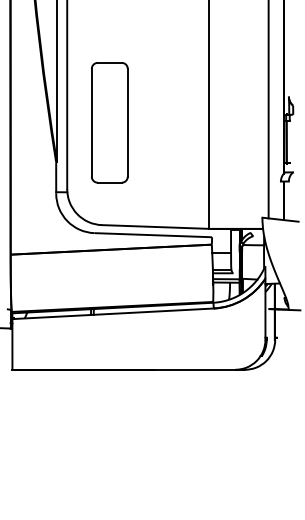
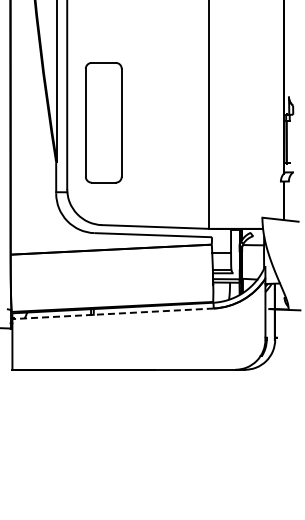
line: present -> none (268, 110)
part position: (109, 122) -> (103, 122) (103, 122)
line: solid -> dashed (113, 313)
